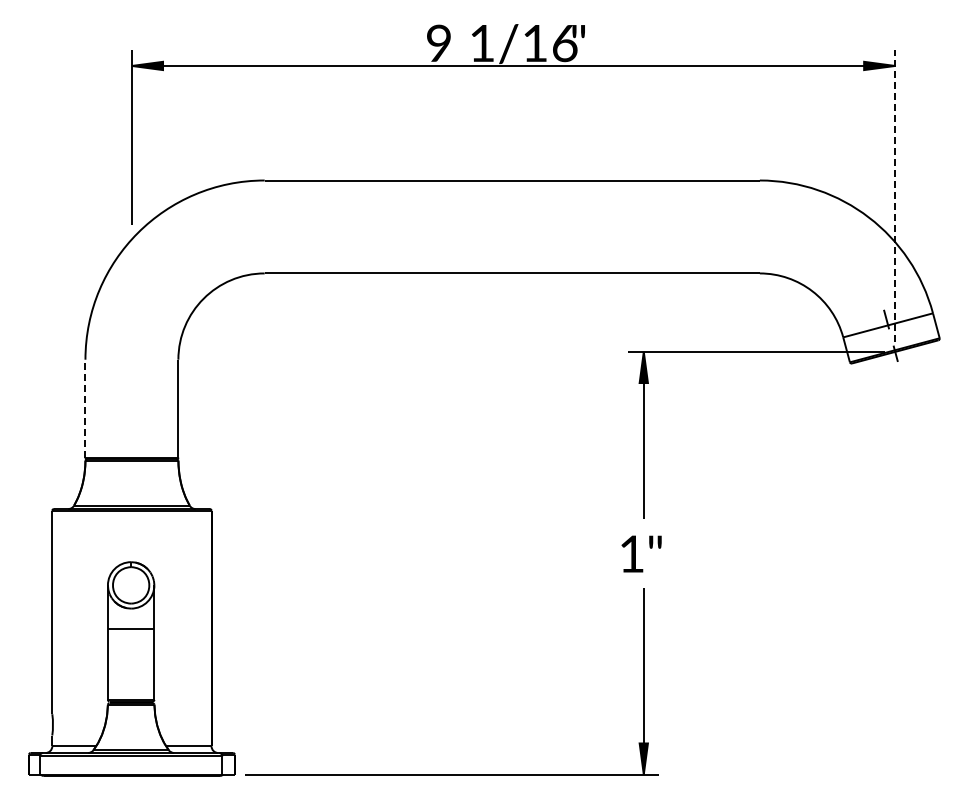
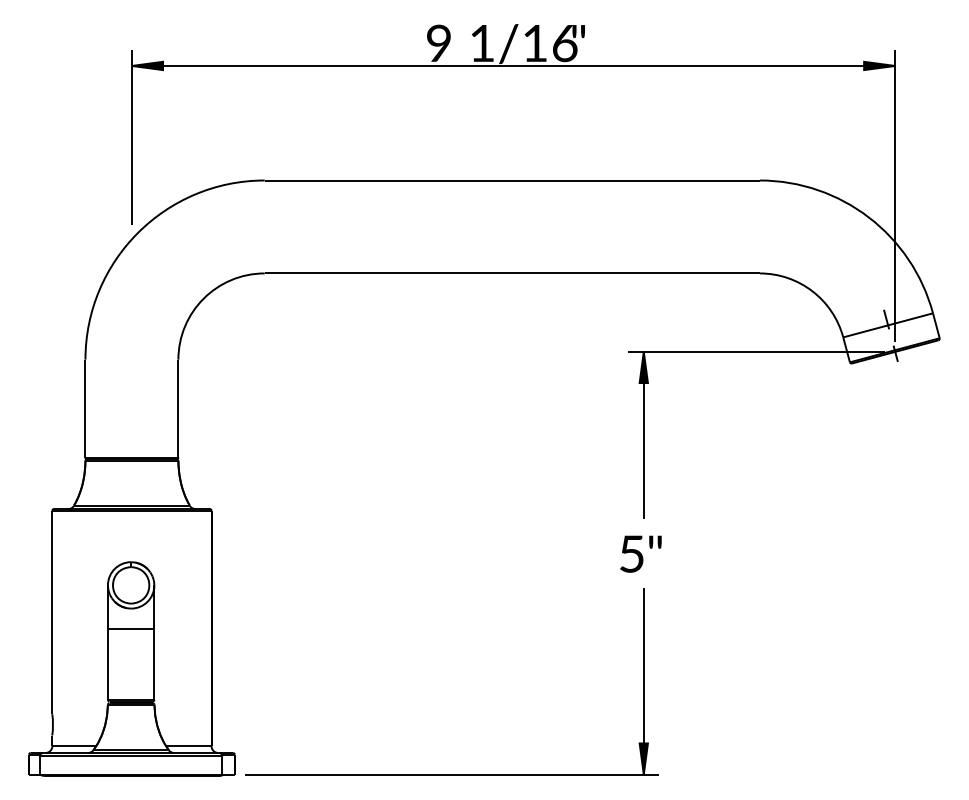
line: dashed -> solid (895, 195)
line: dashed -> solid (85, 408)
text: 1 -> 5 (631, 553)
